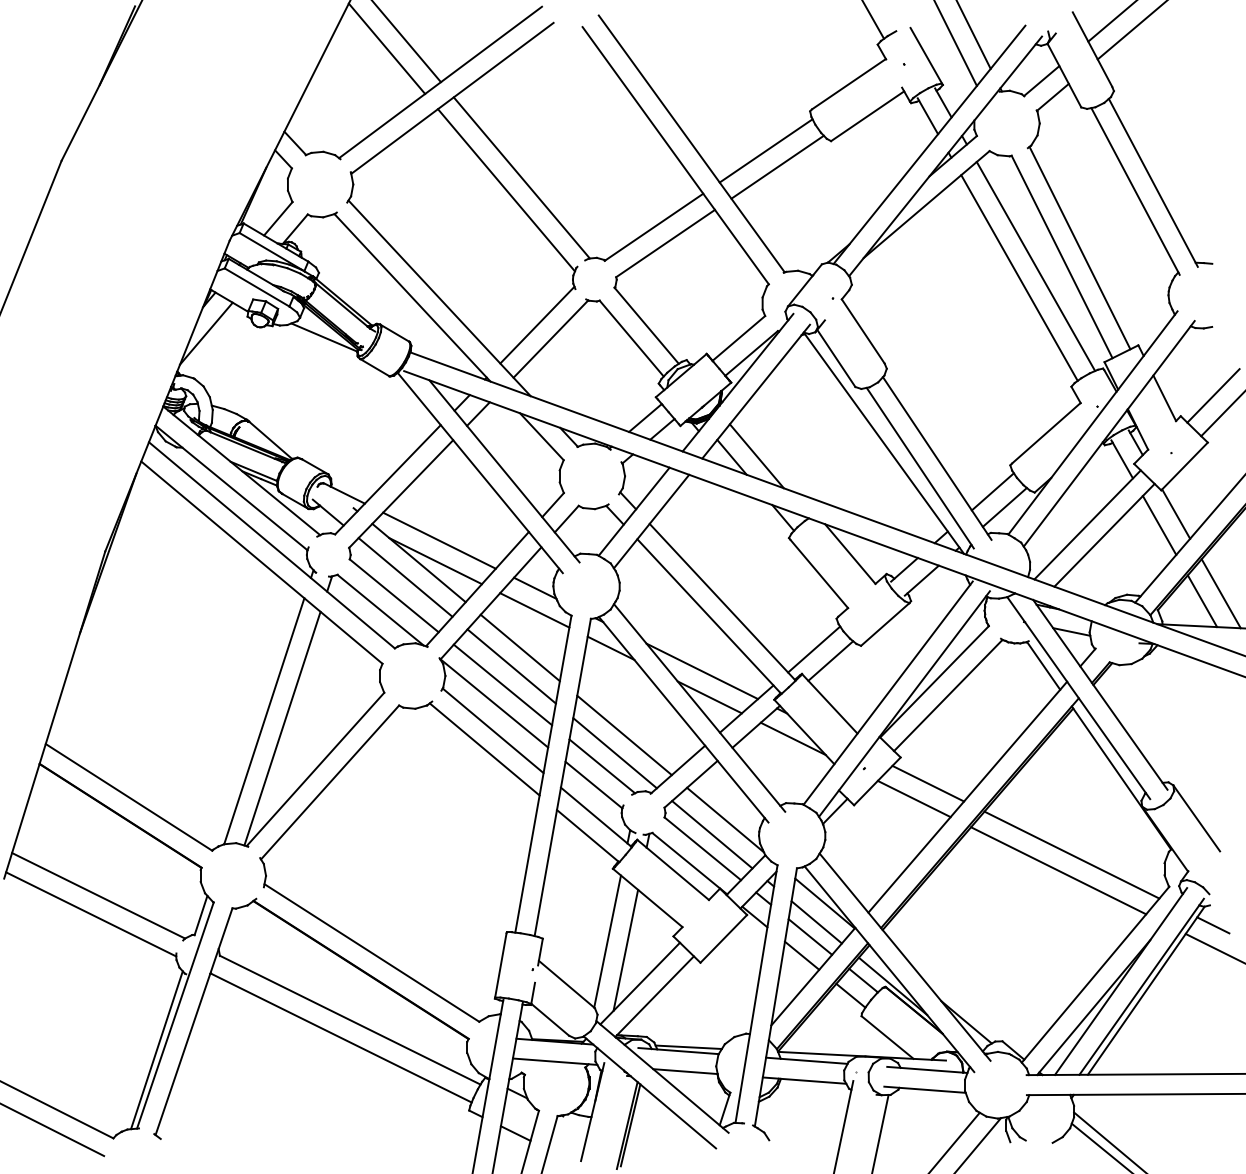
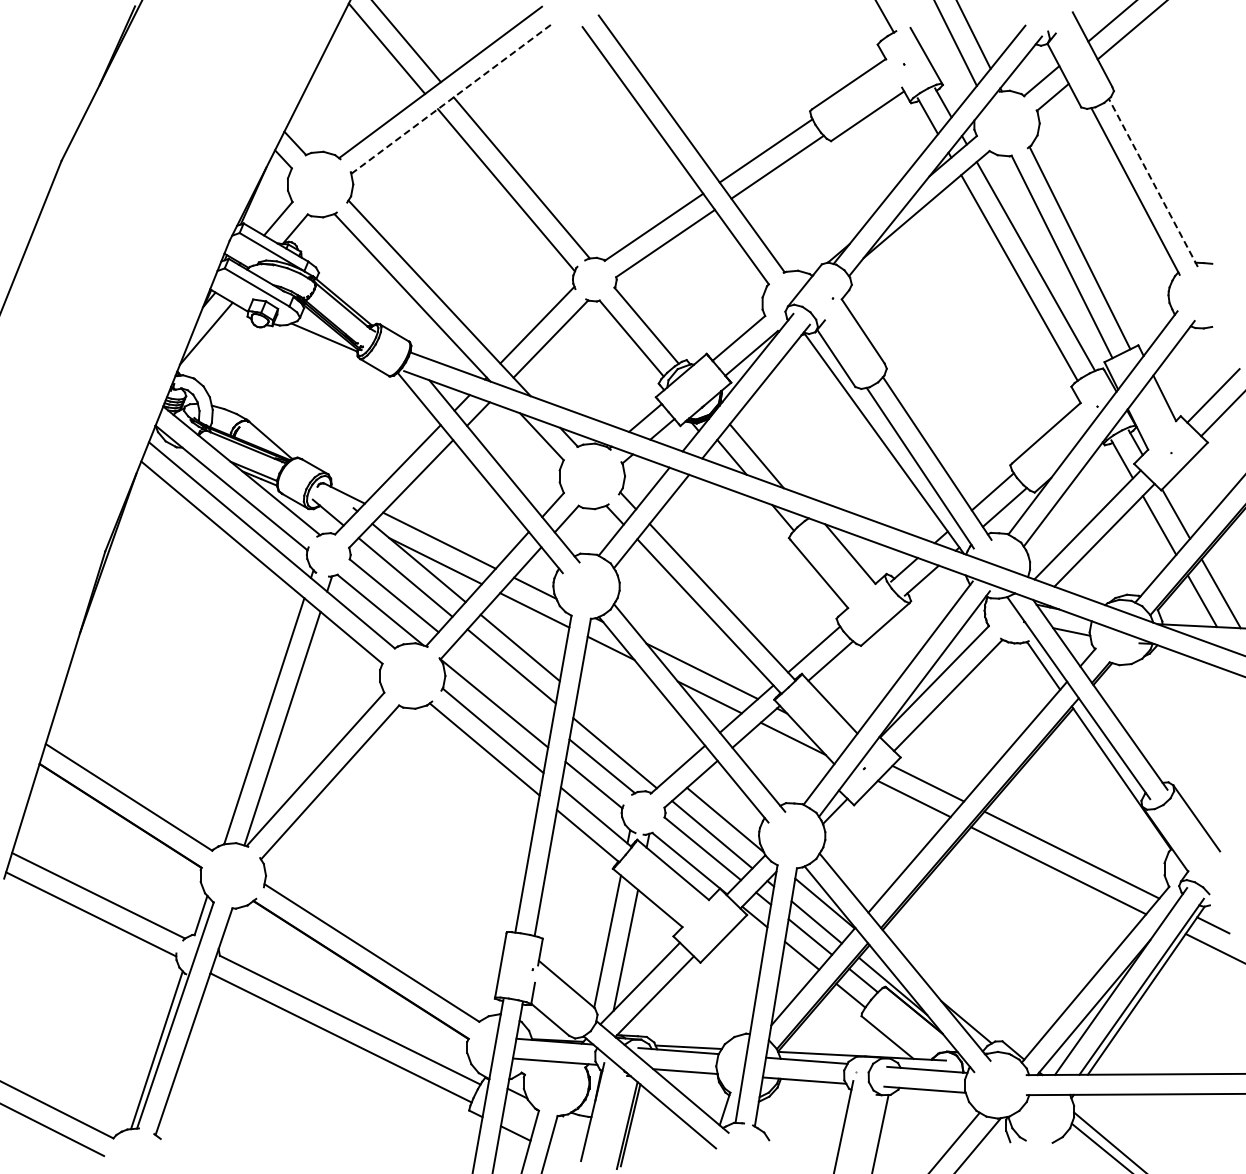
line position: (873, 20) -> (885, 17) (885, 17)
line: solid -> dashed (452, 98)
line: solid -> dashed (1153, 182)
line: present -> none (502, 684)
line: present -> none (624, 735)
